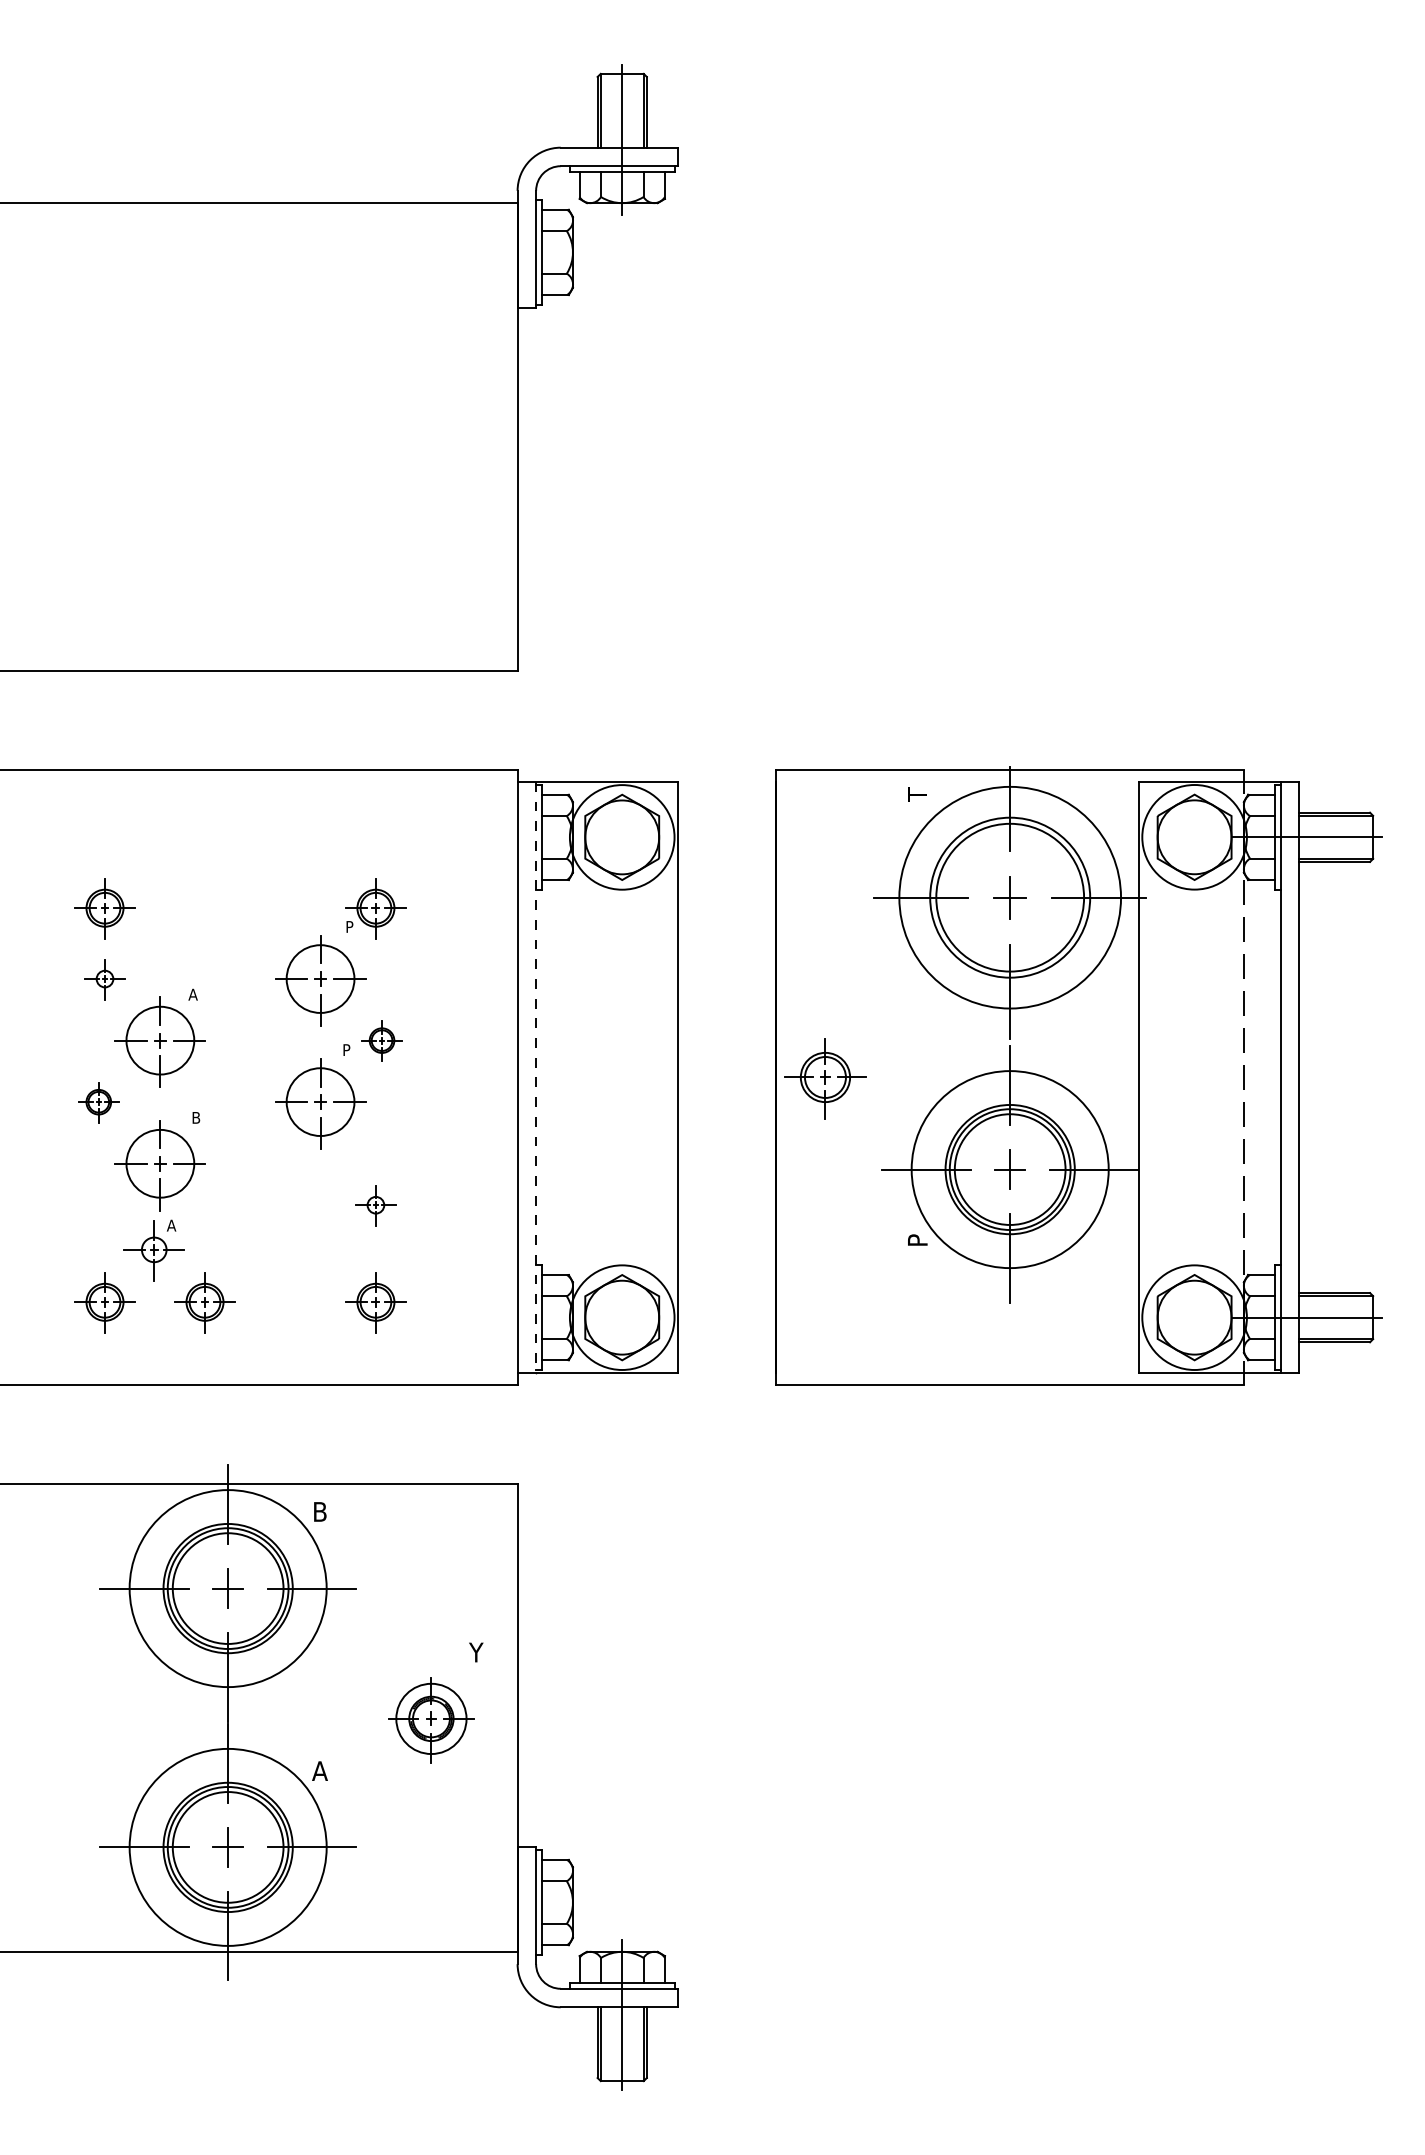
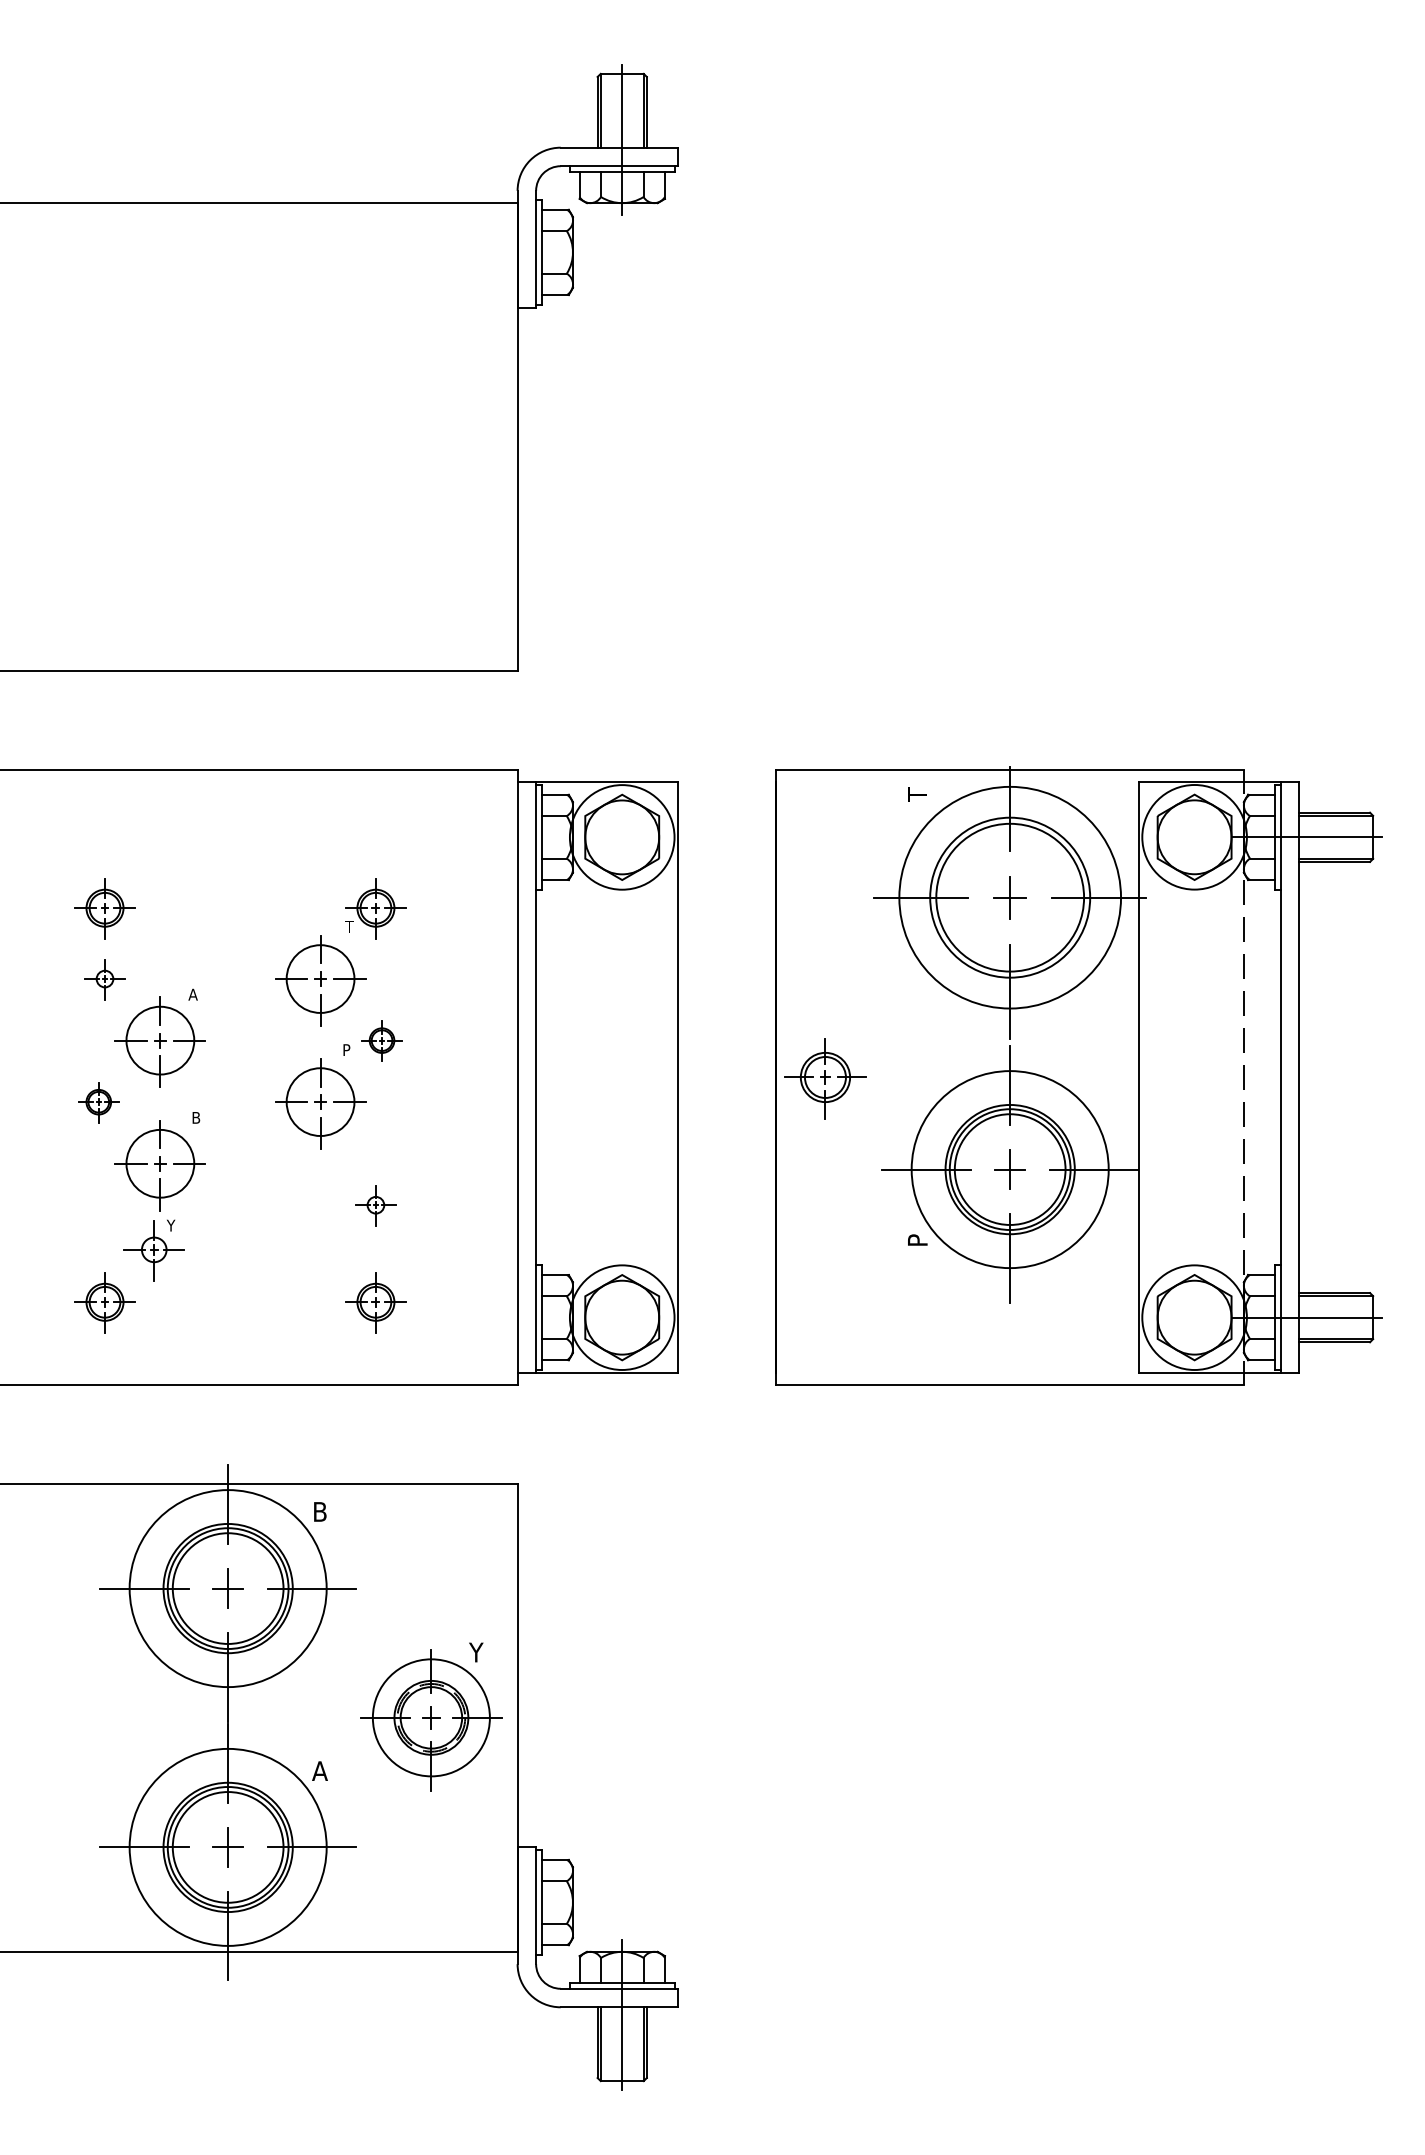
text: P -> T (349, 926)
line: dashed -> solid (536, 1077)
text: A -> Y (171, 1225)
part: present -> none (204, 1302)
part size: 87x87 px -> 143x143 px (431, 1720)
